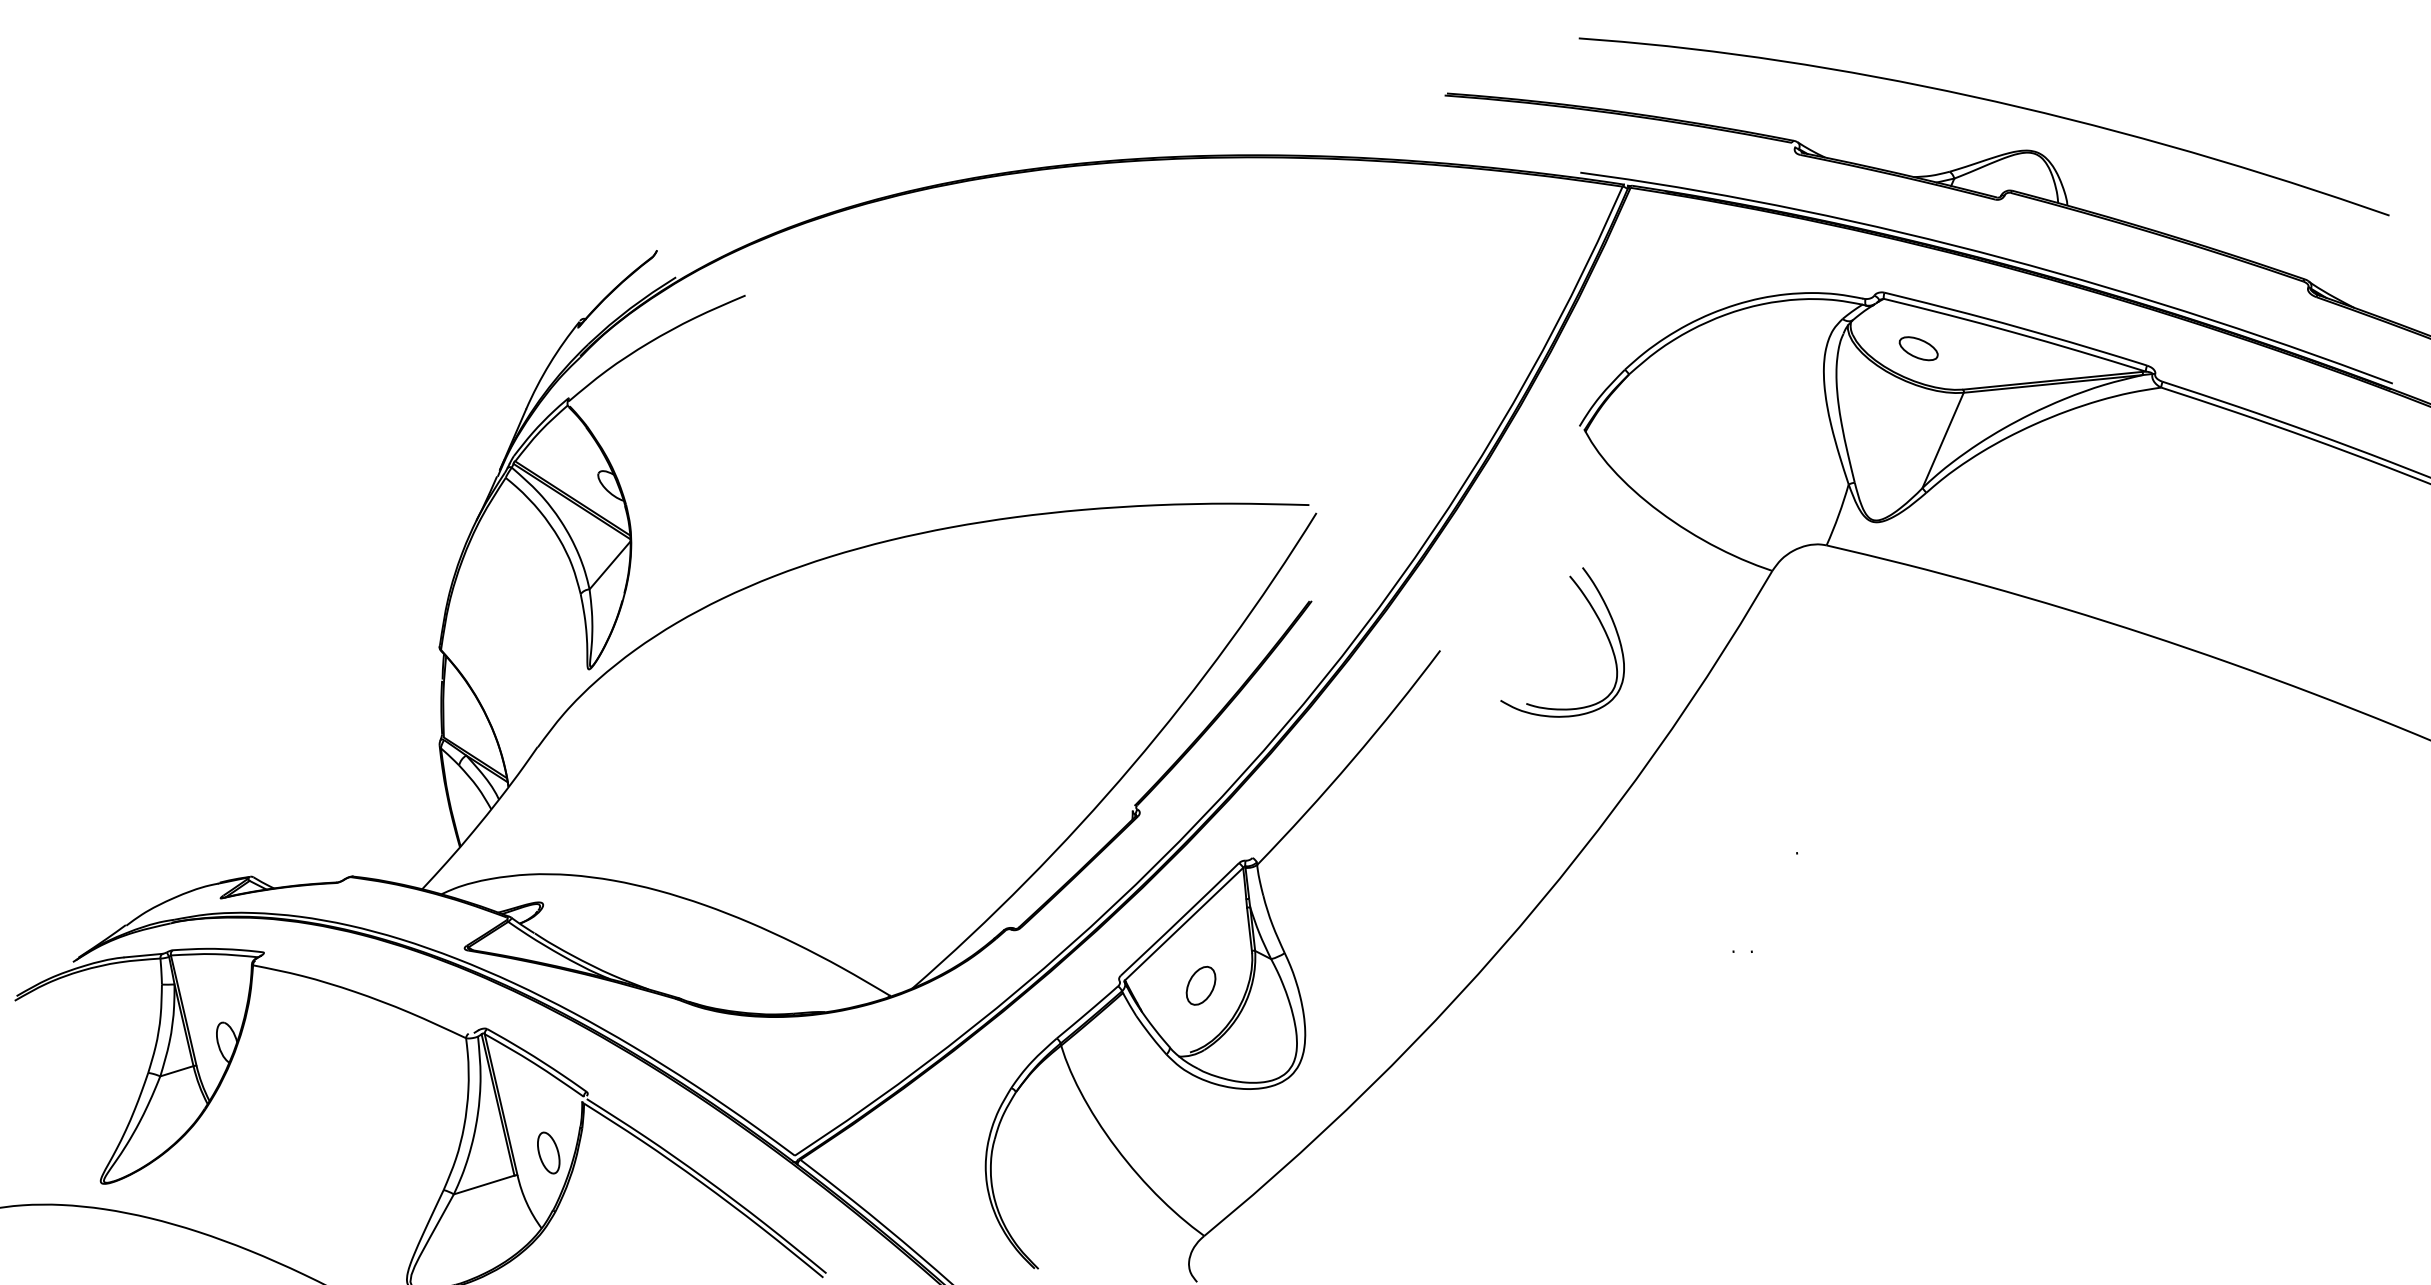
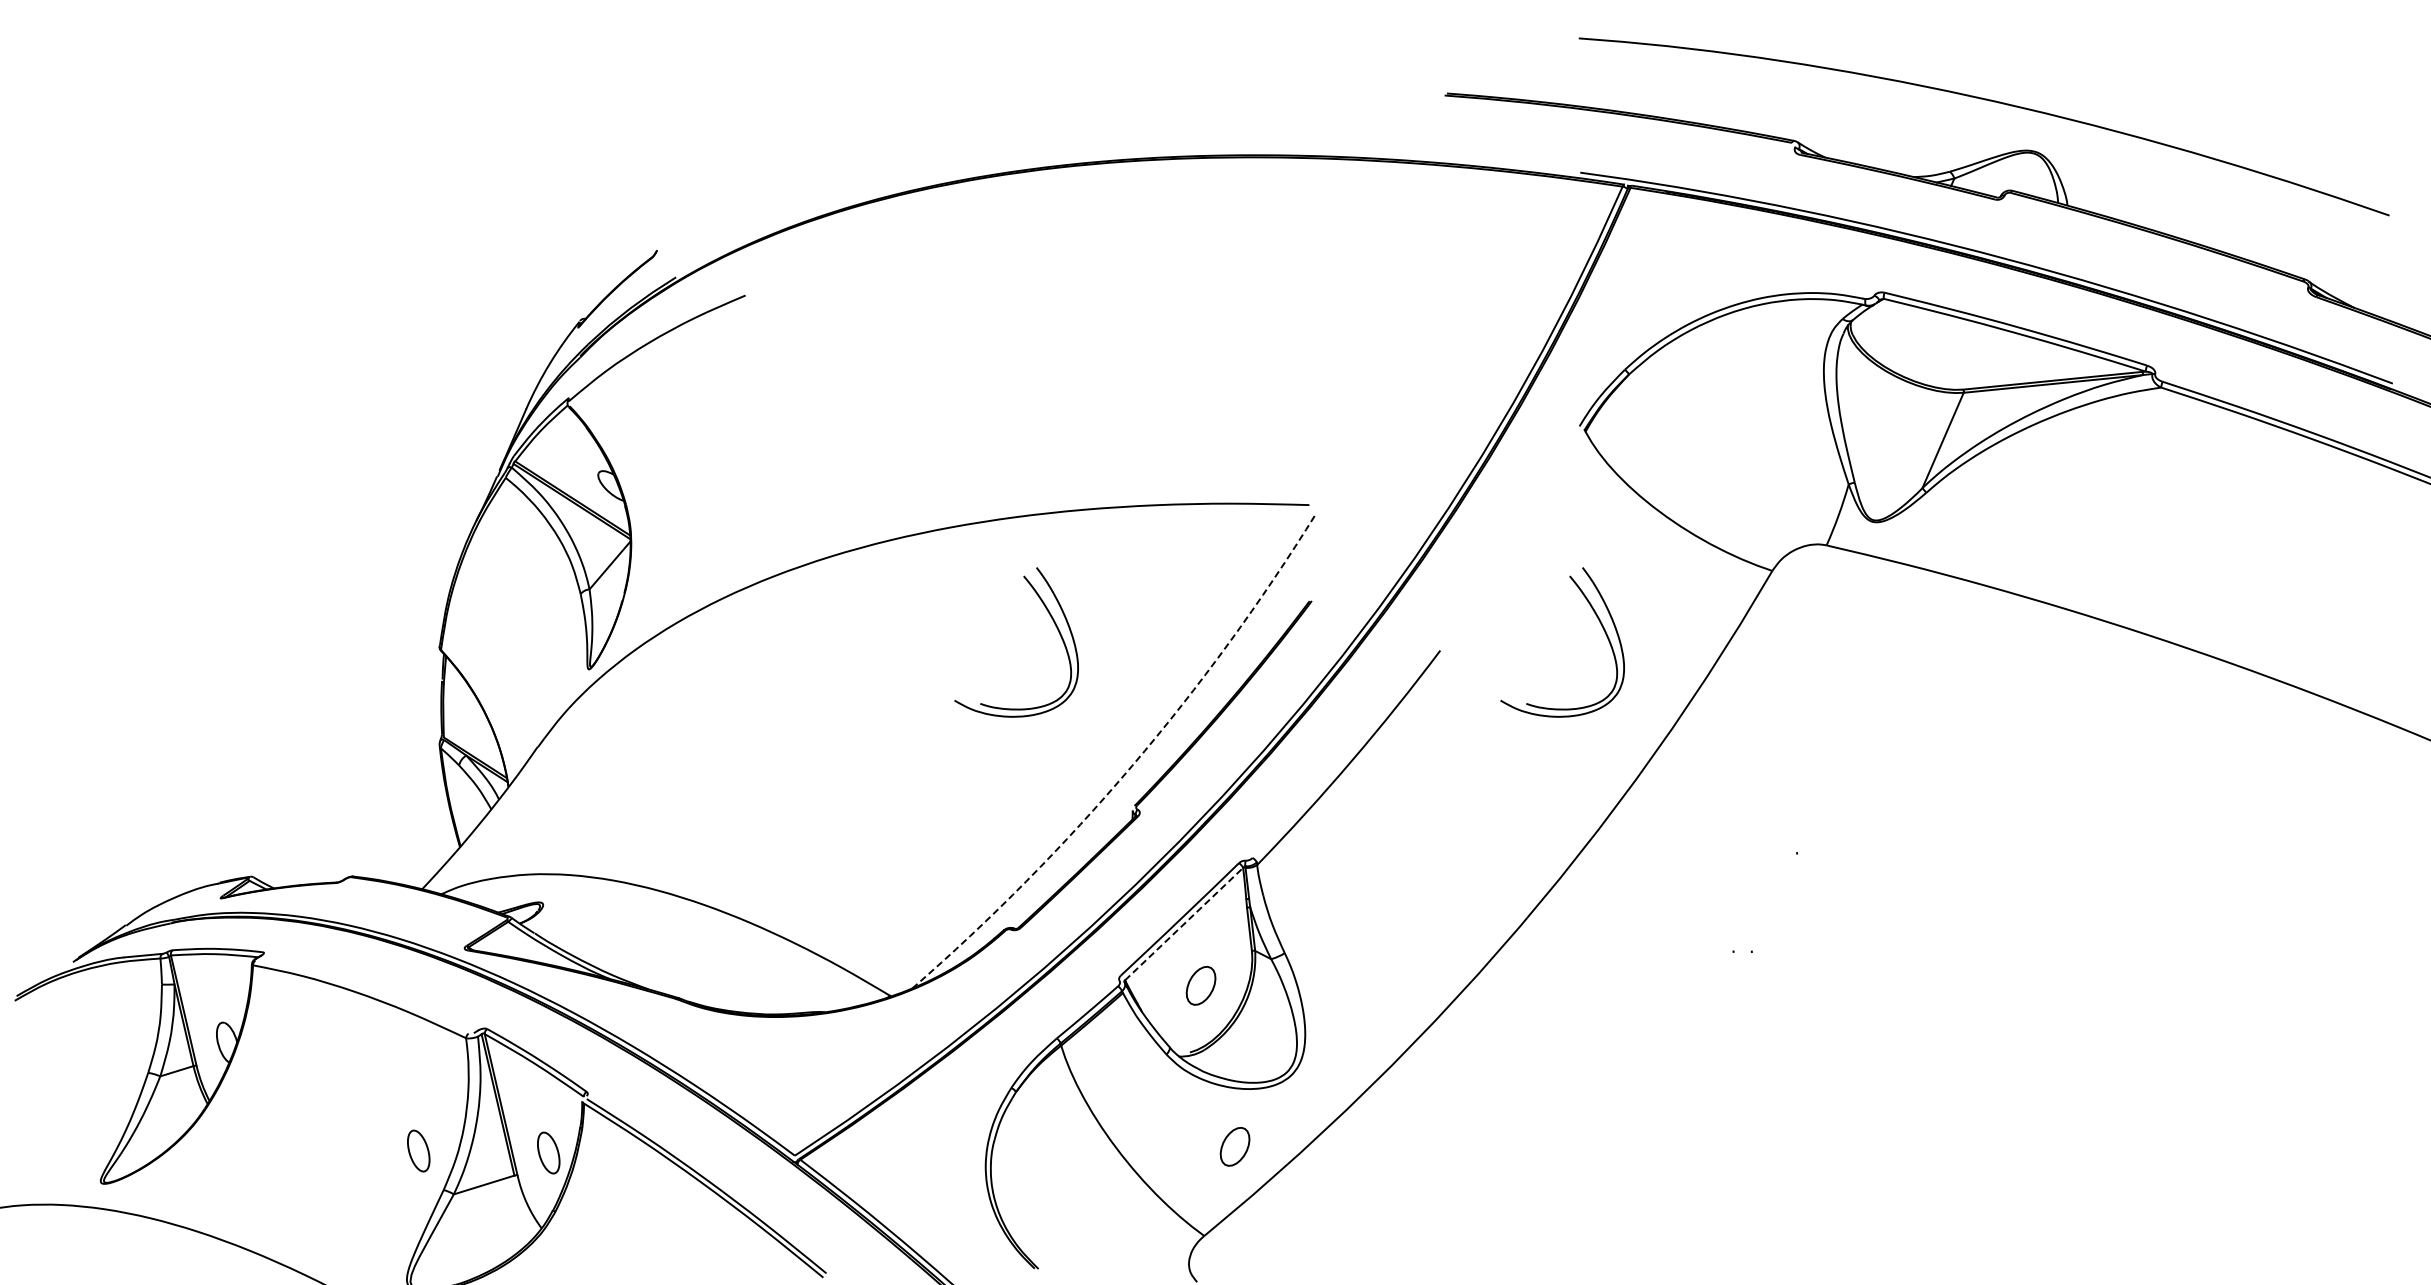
part: present -> none (1918, 348)
part: none -> present (1054, 624)
arc: solid -> dashed (1132, 765)
line: solid -> dashed (1184, 924)
part: none -> present (1234, 1146)
part: none -> present (418, 1150)
